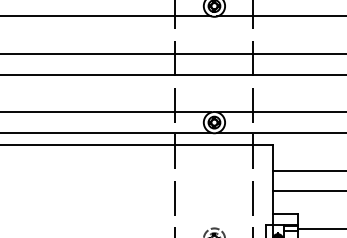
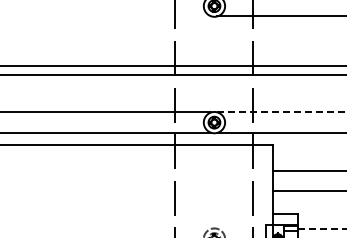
line: present -> none (106, 16)
line position: (172, 54) -> (172, 66) (172, 66)
line: solid -> dashed (282, 112)
line: solid -> dashed (322, 228)
